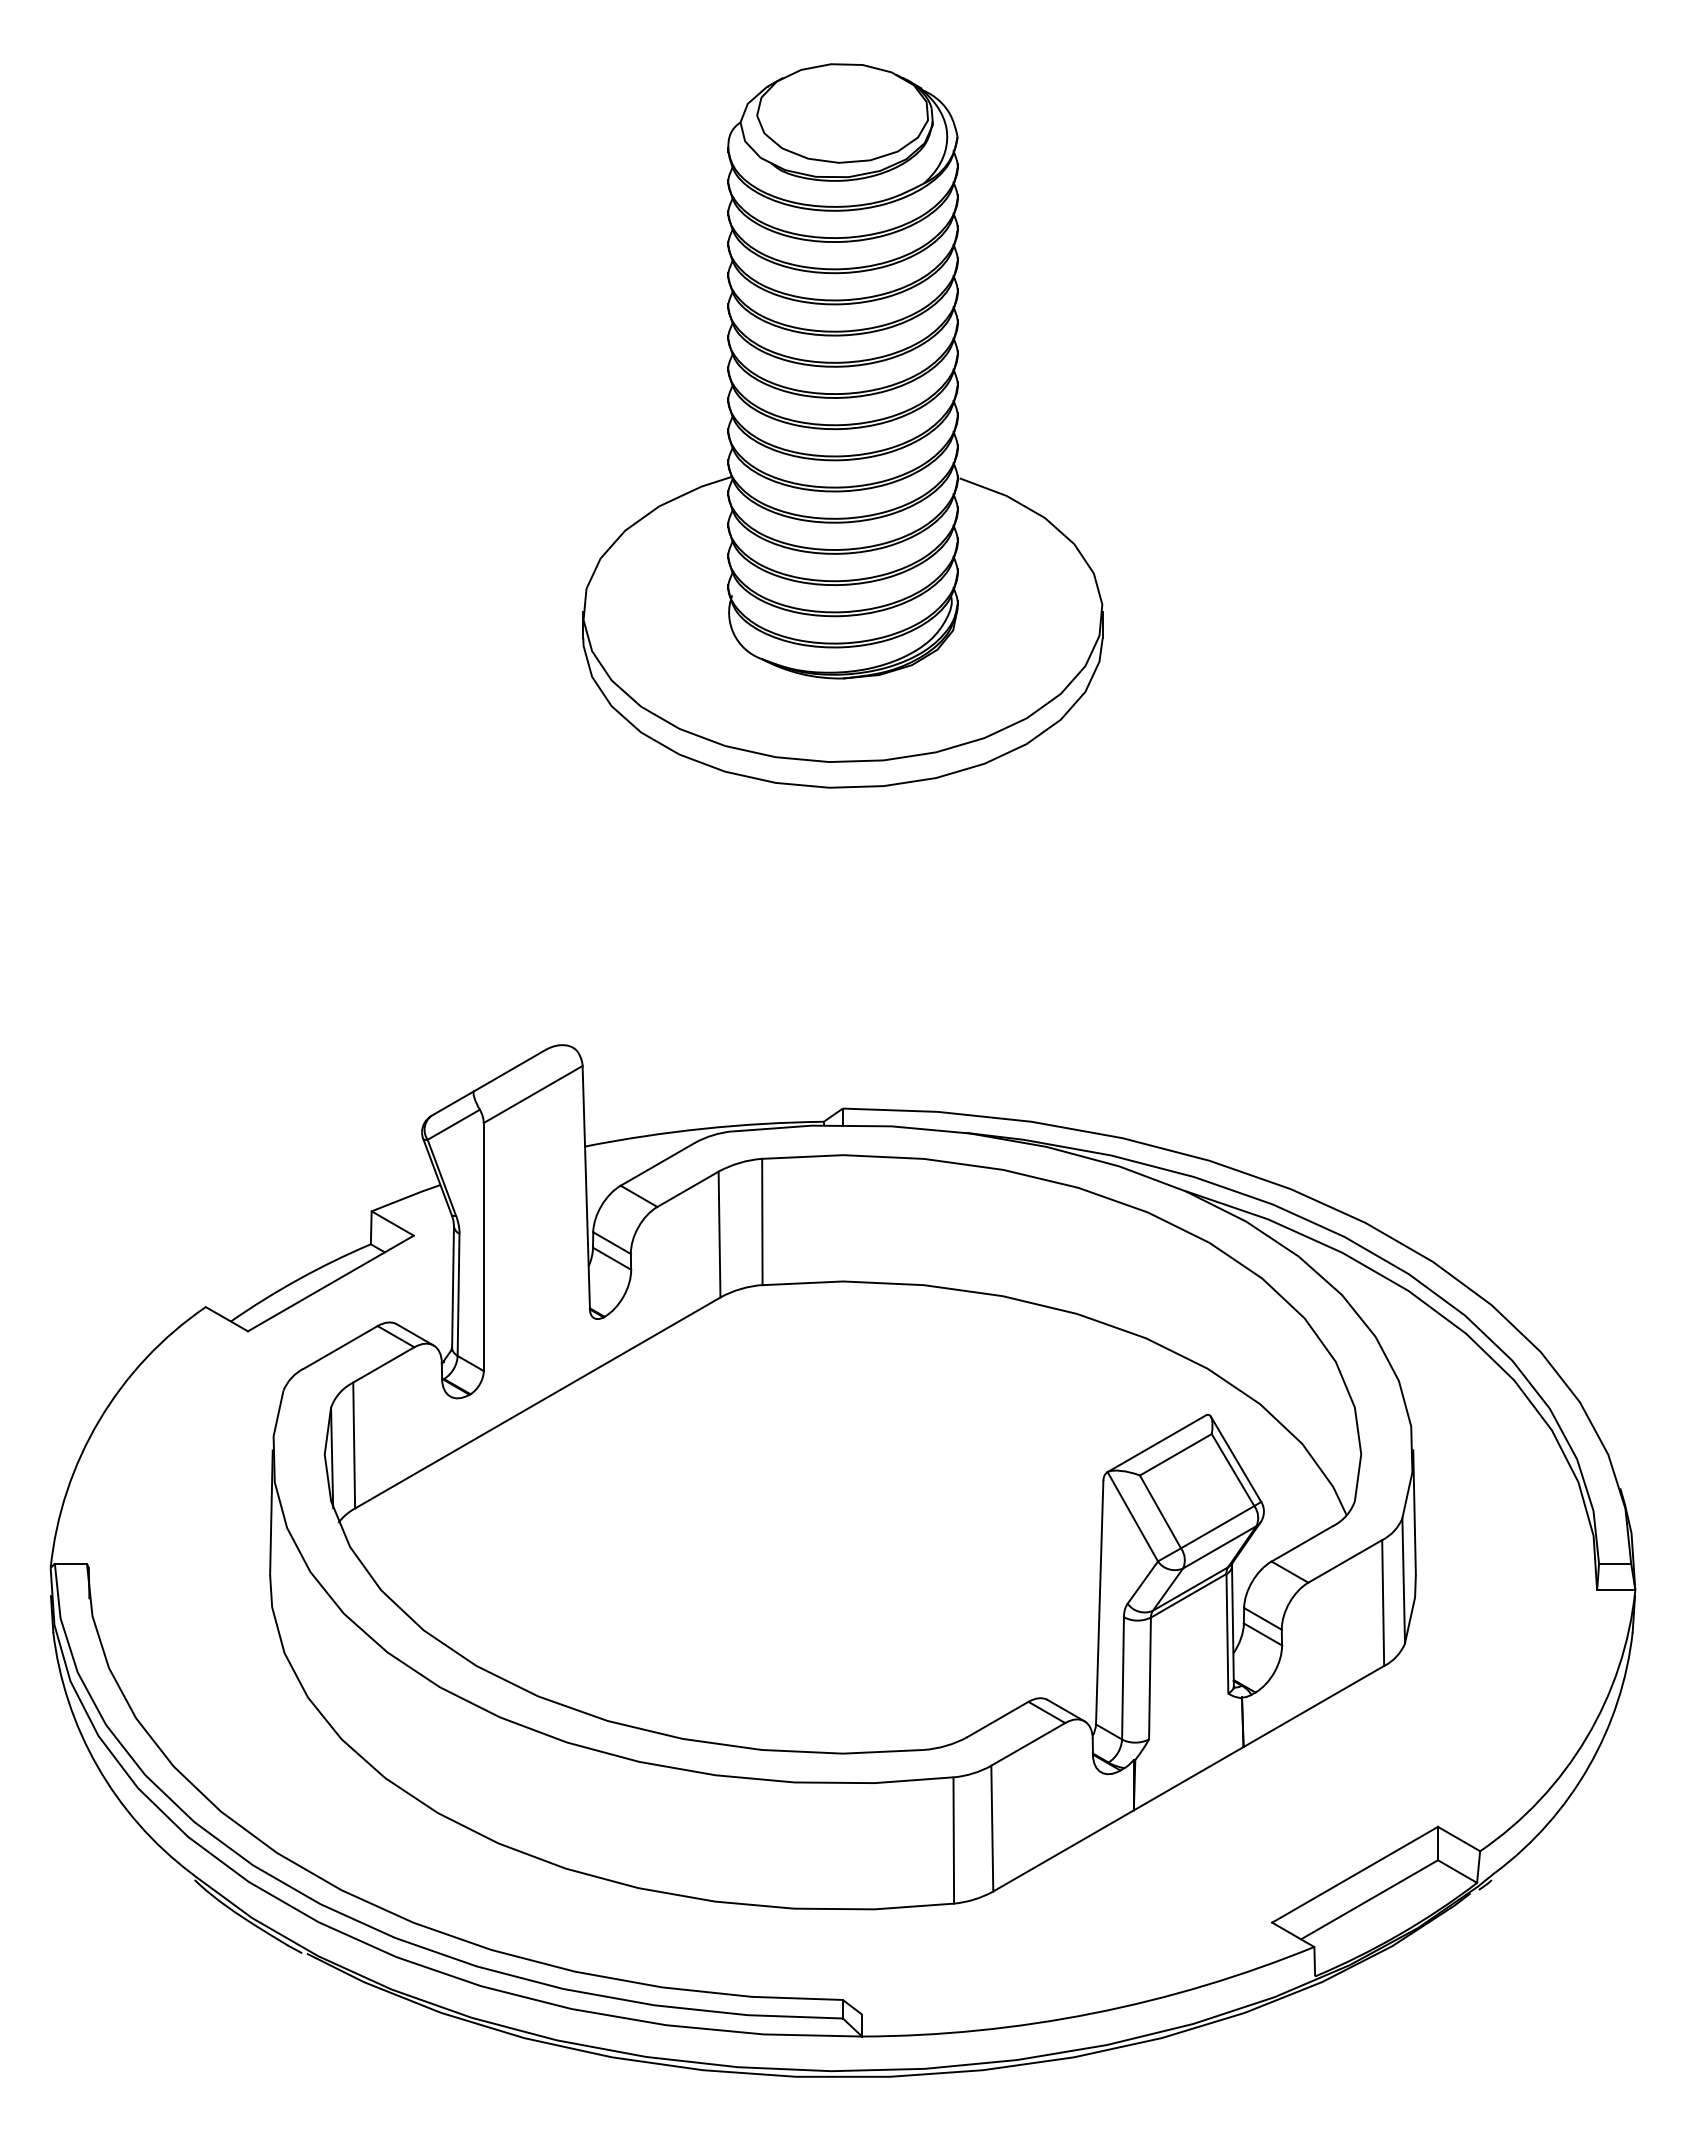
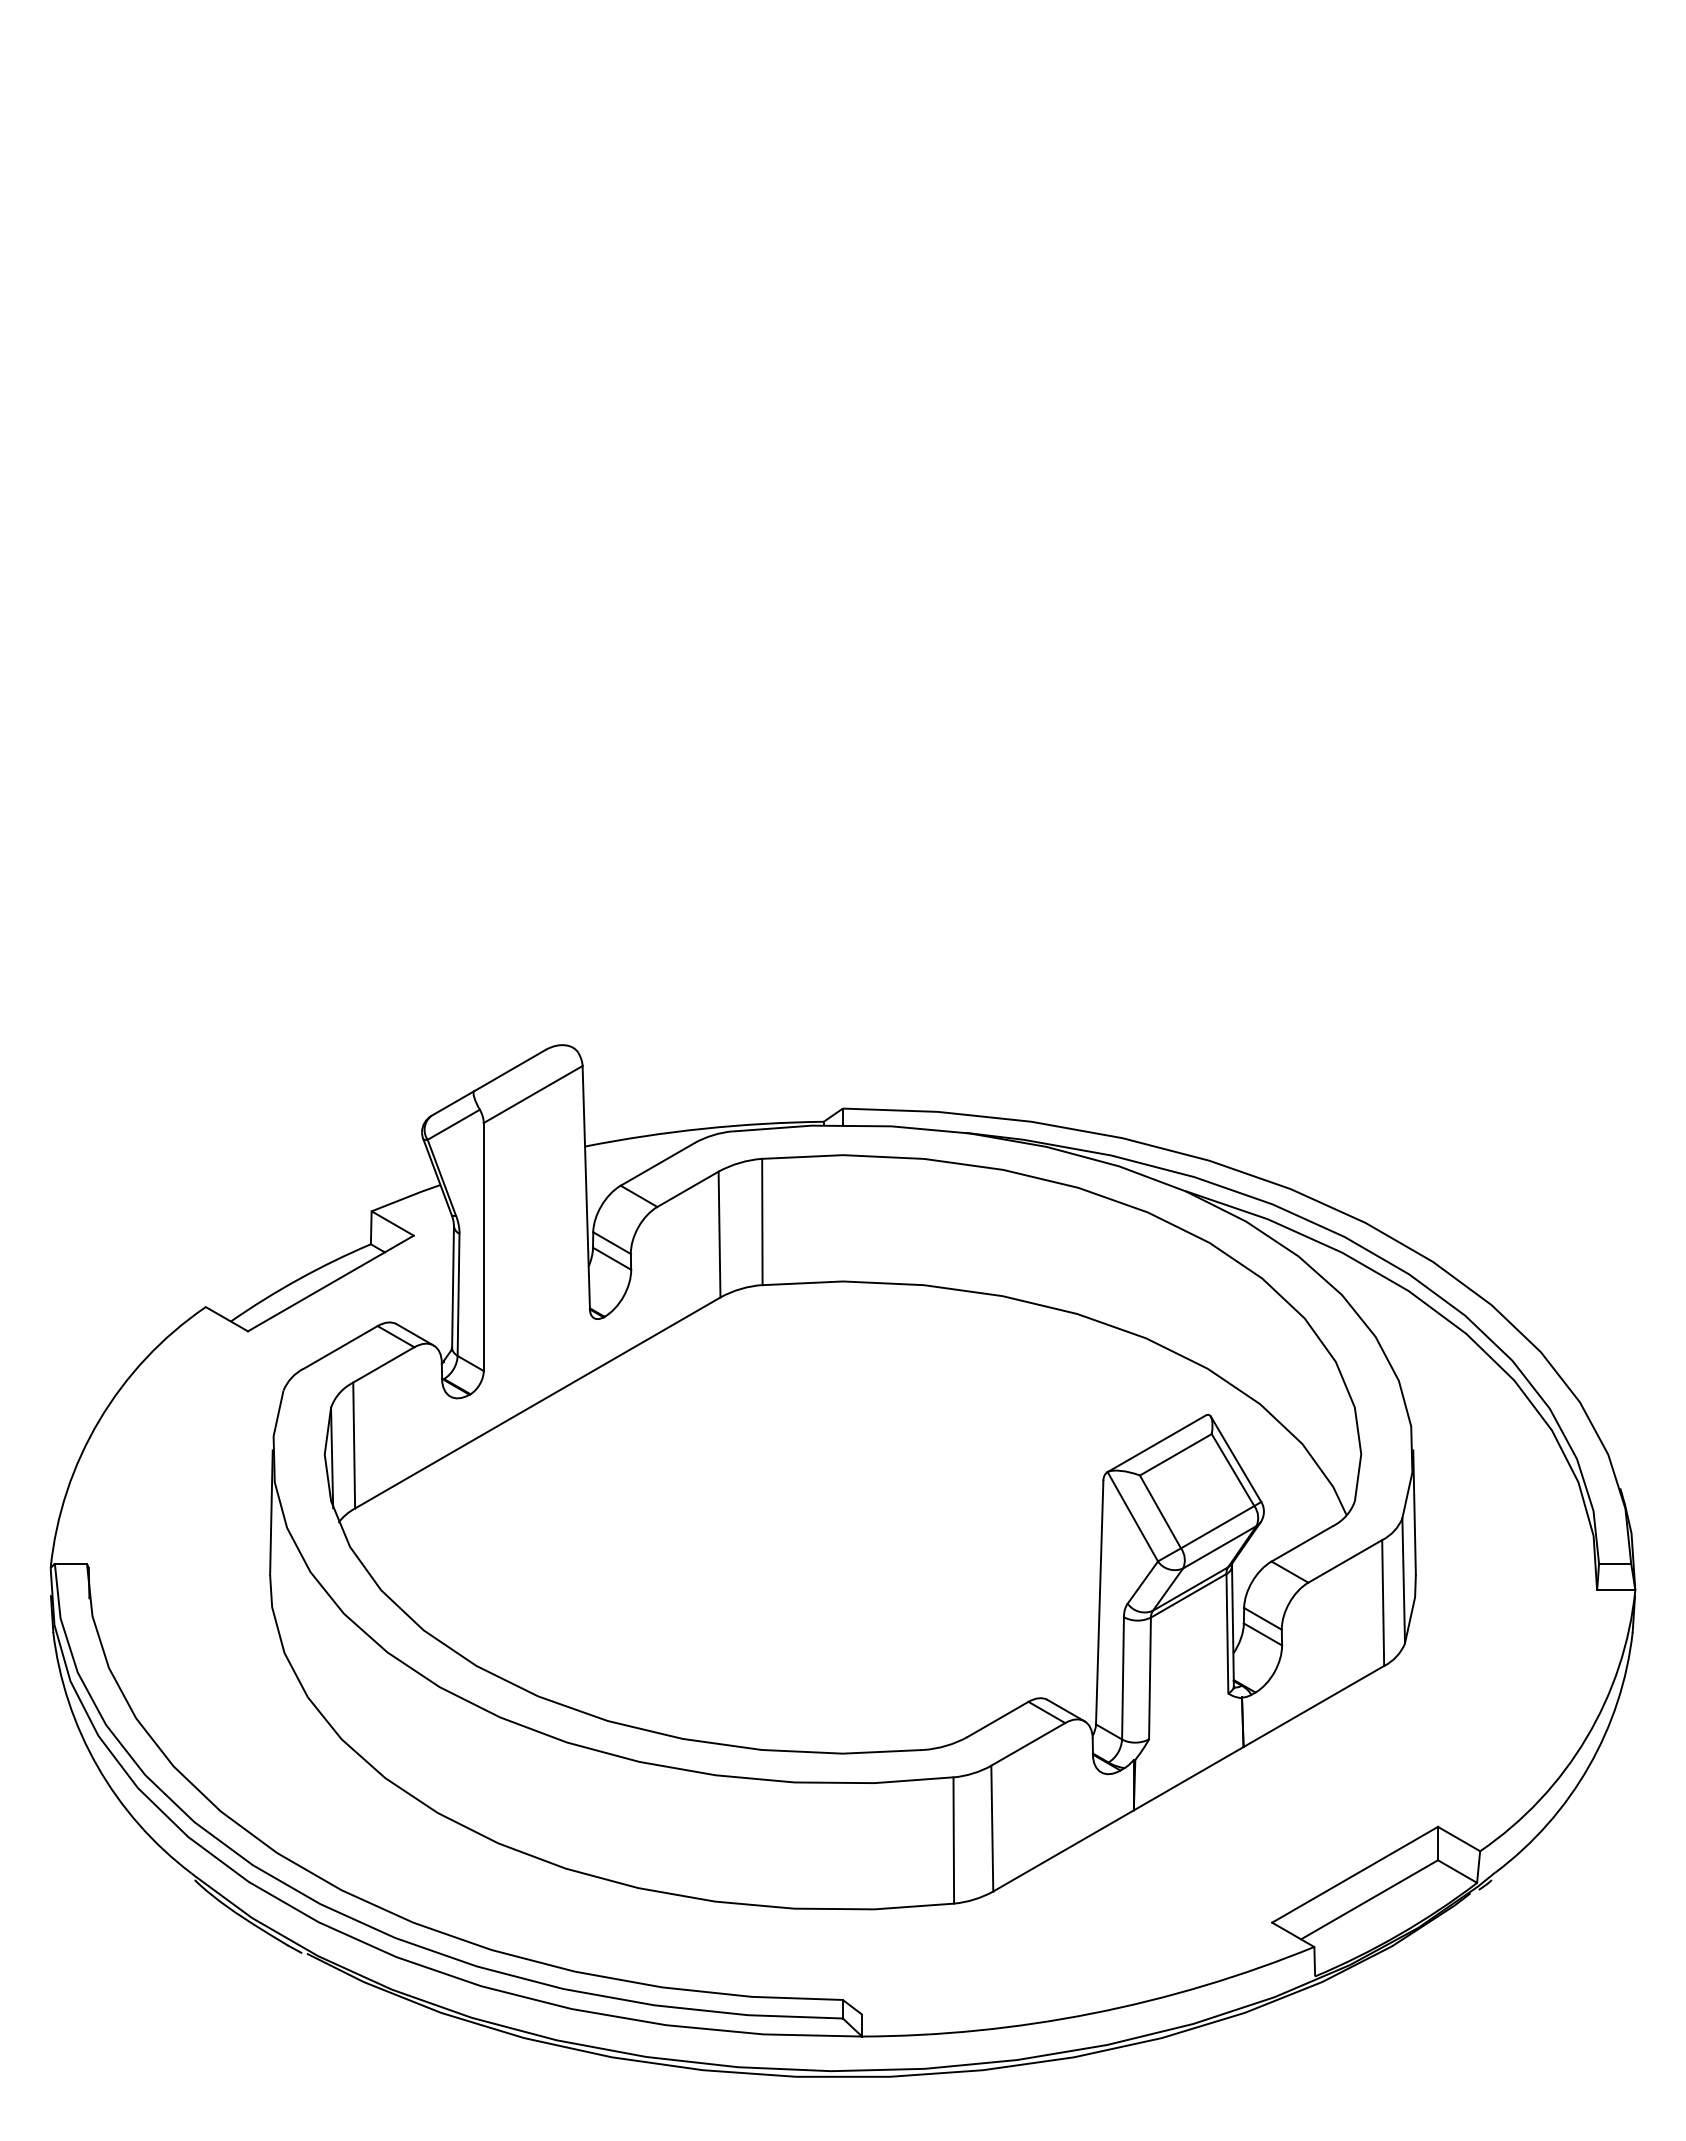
part: present -> none (842, 425)
